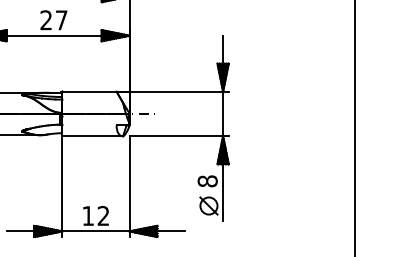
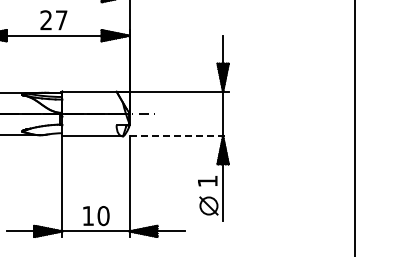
line: solid -> dashed (179, 136)
text: 8 -> 1 (207, 181)
text: 12 -> 10 (103, 216)
